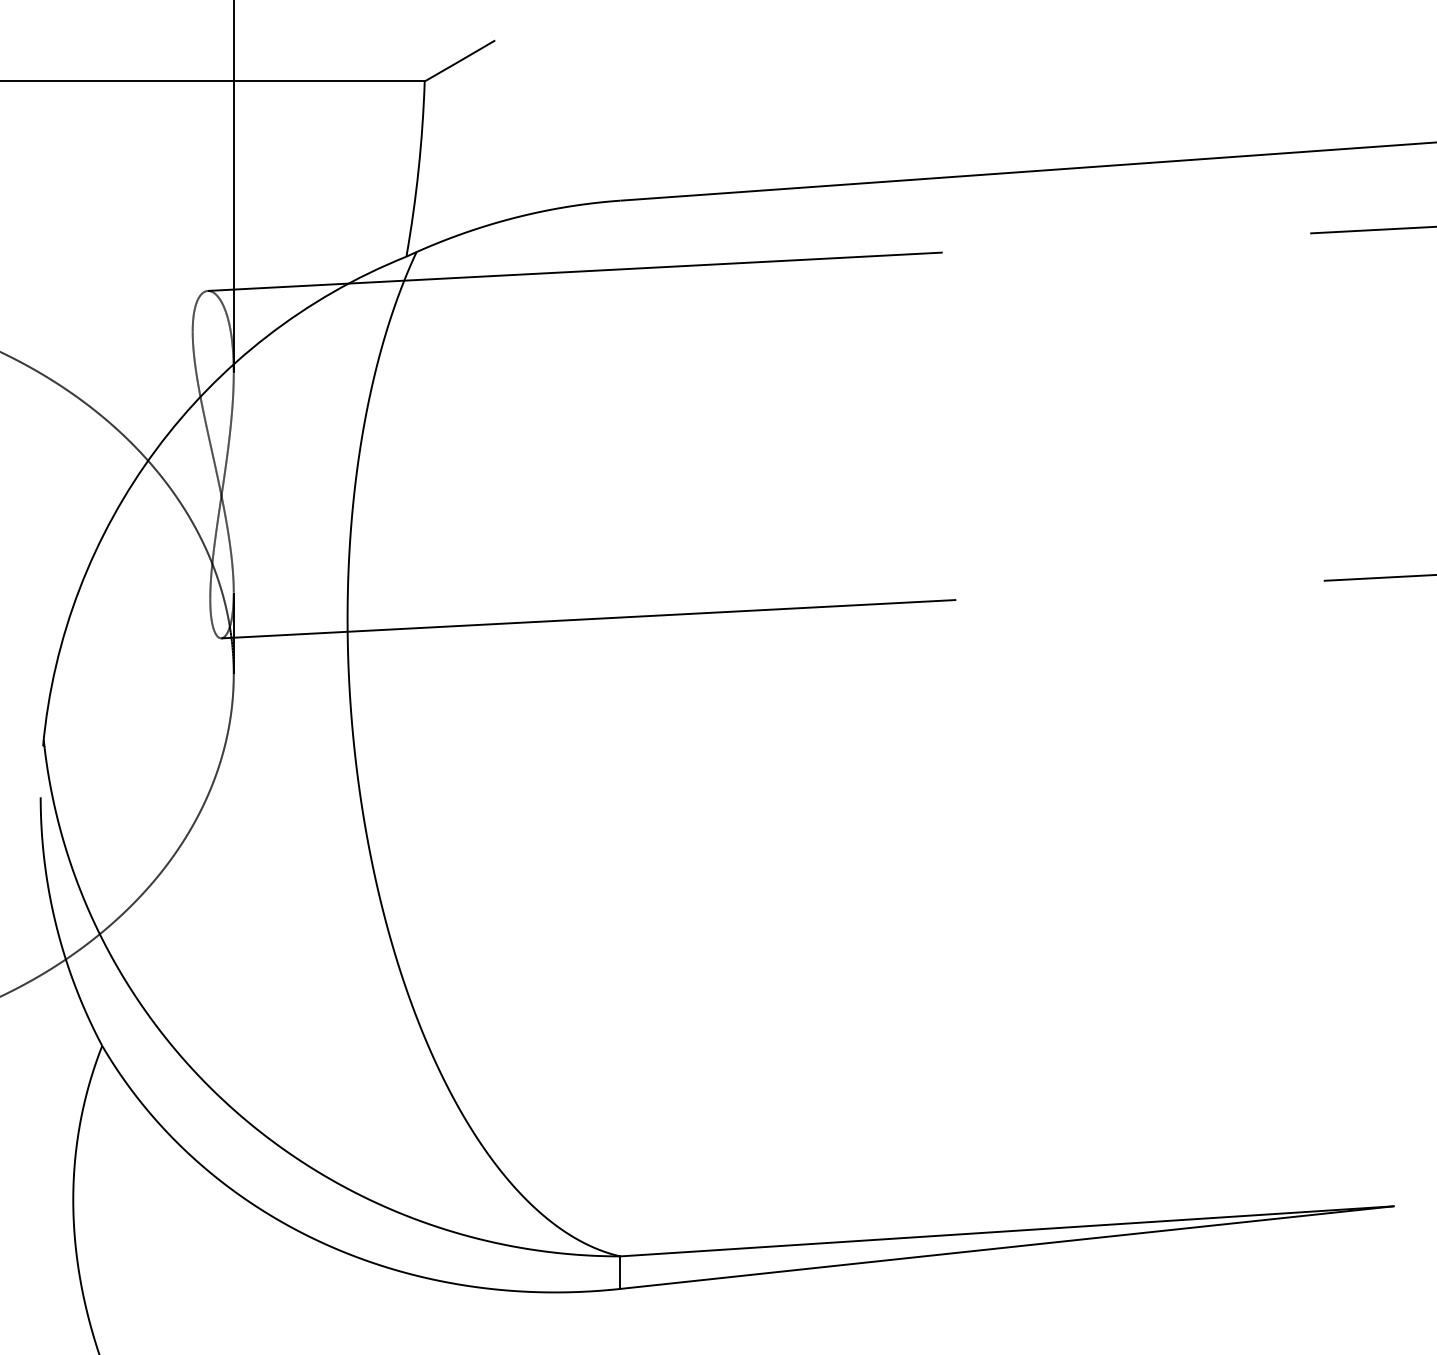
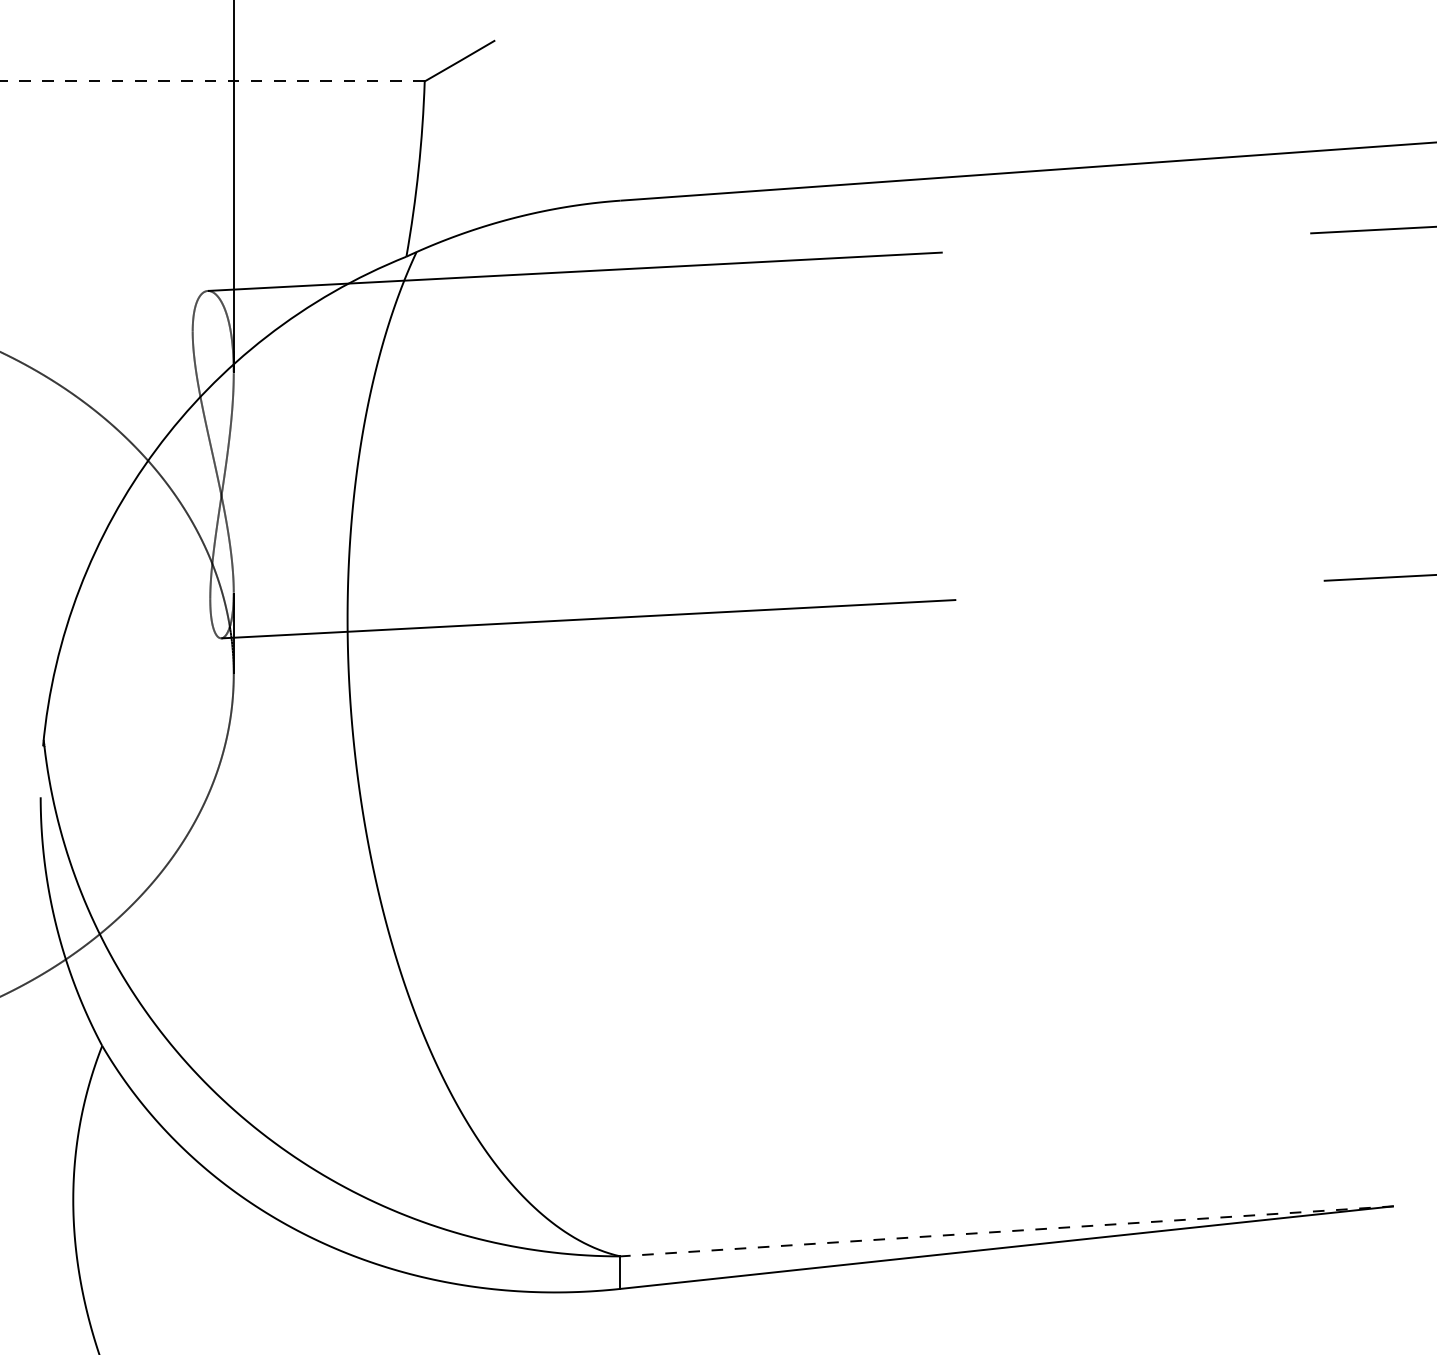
line: solid -> dashed (212, 81)
line: solid -> dashed (1007, 1231)
